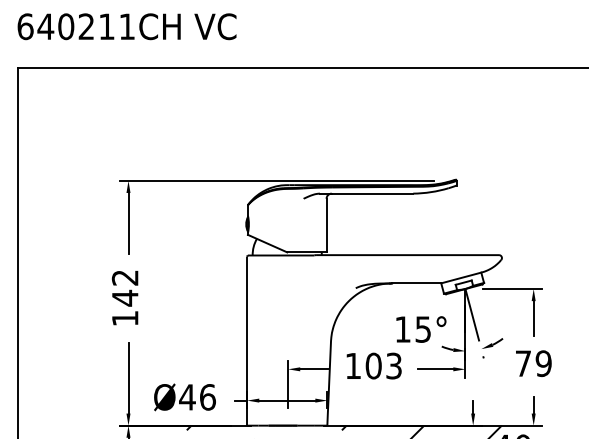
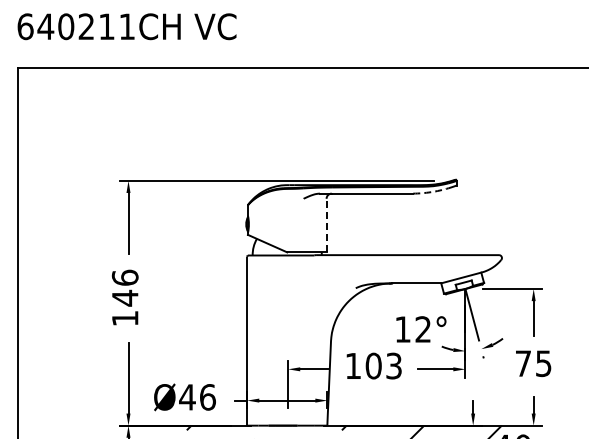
arc: solid -> dashed (431, 192)
line: solid -> dashed (326, 225)
text: 142 -> 146 (124, 277)
text: 15° -> 12° (422, 329)
text: 79 -> 75 (543, 363)
